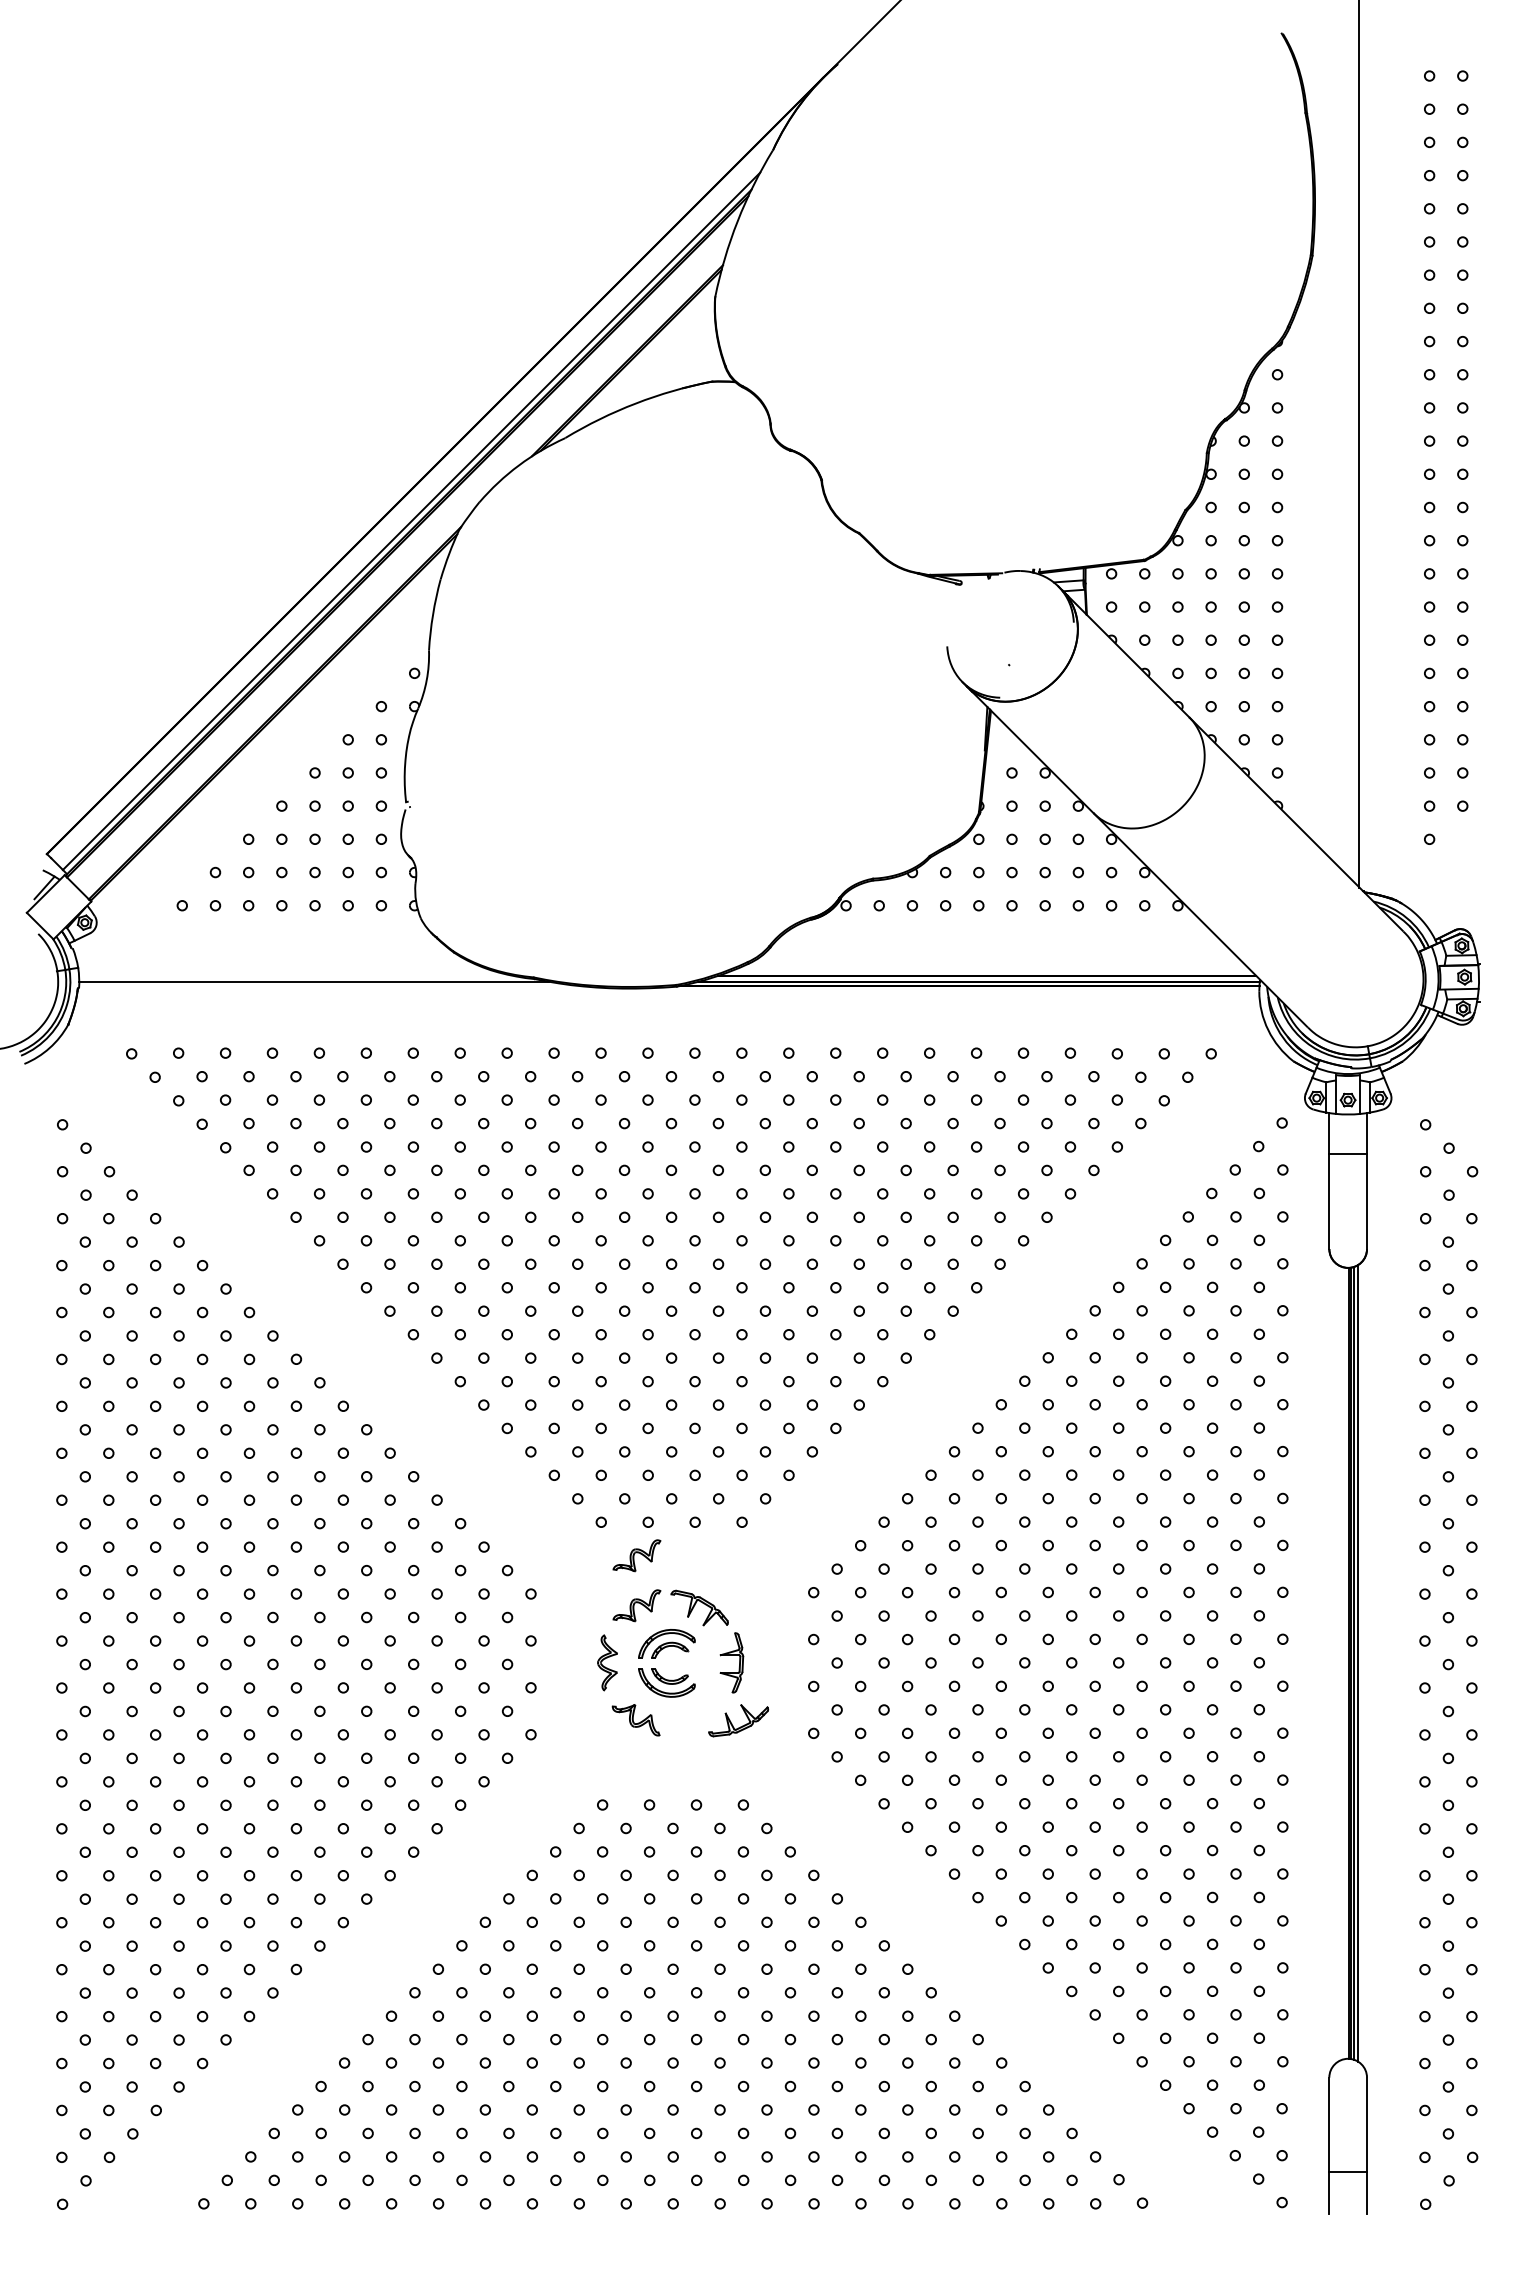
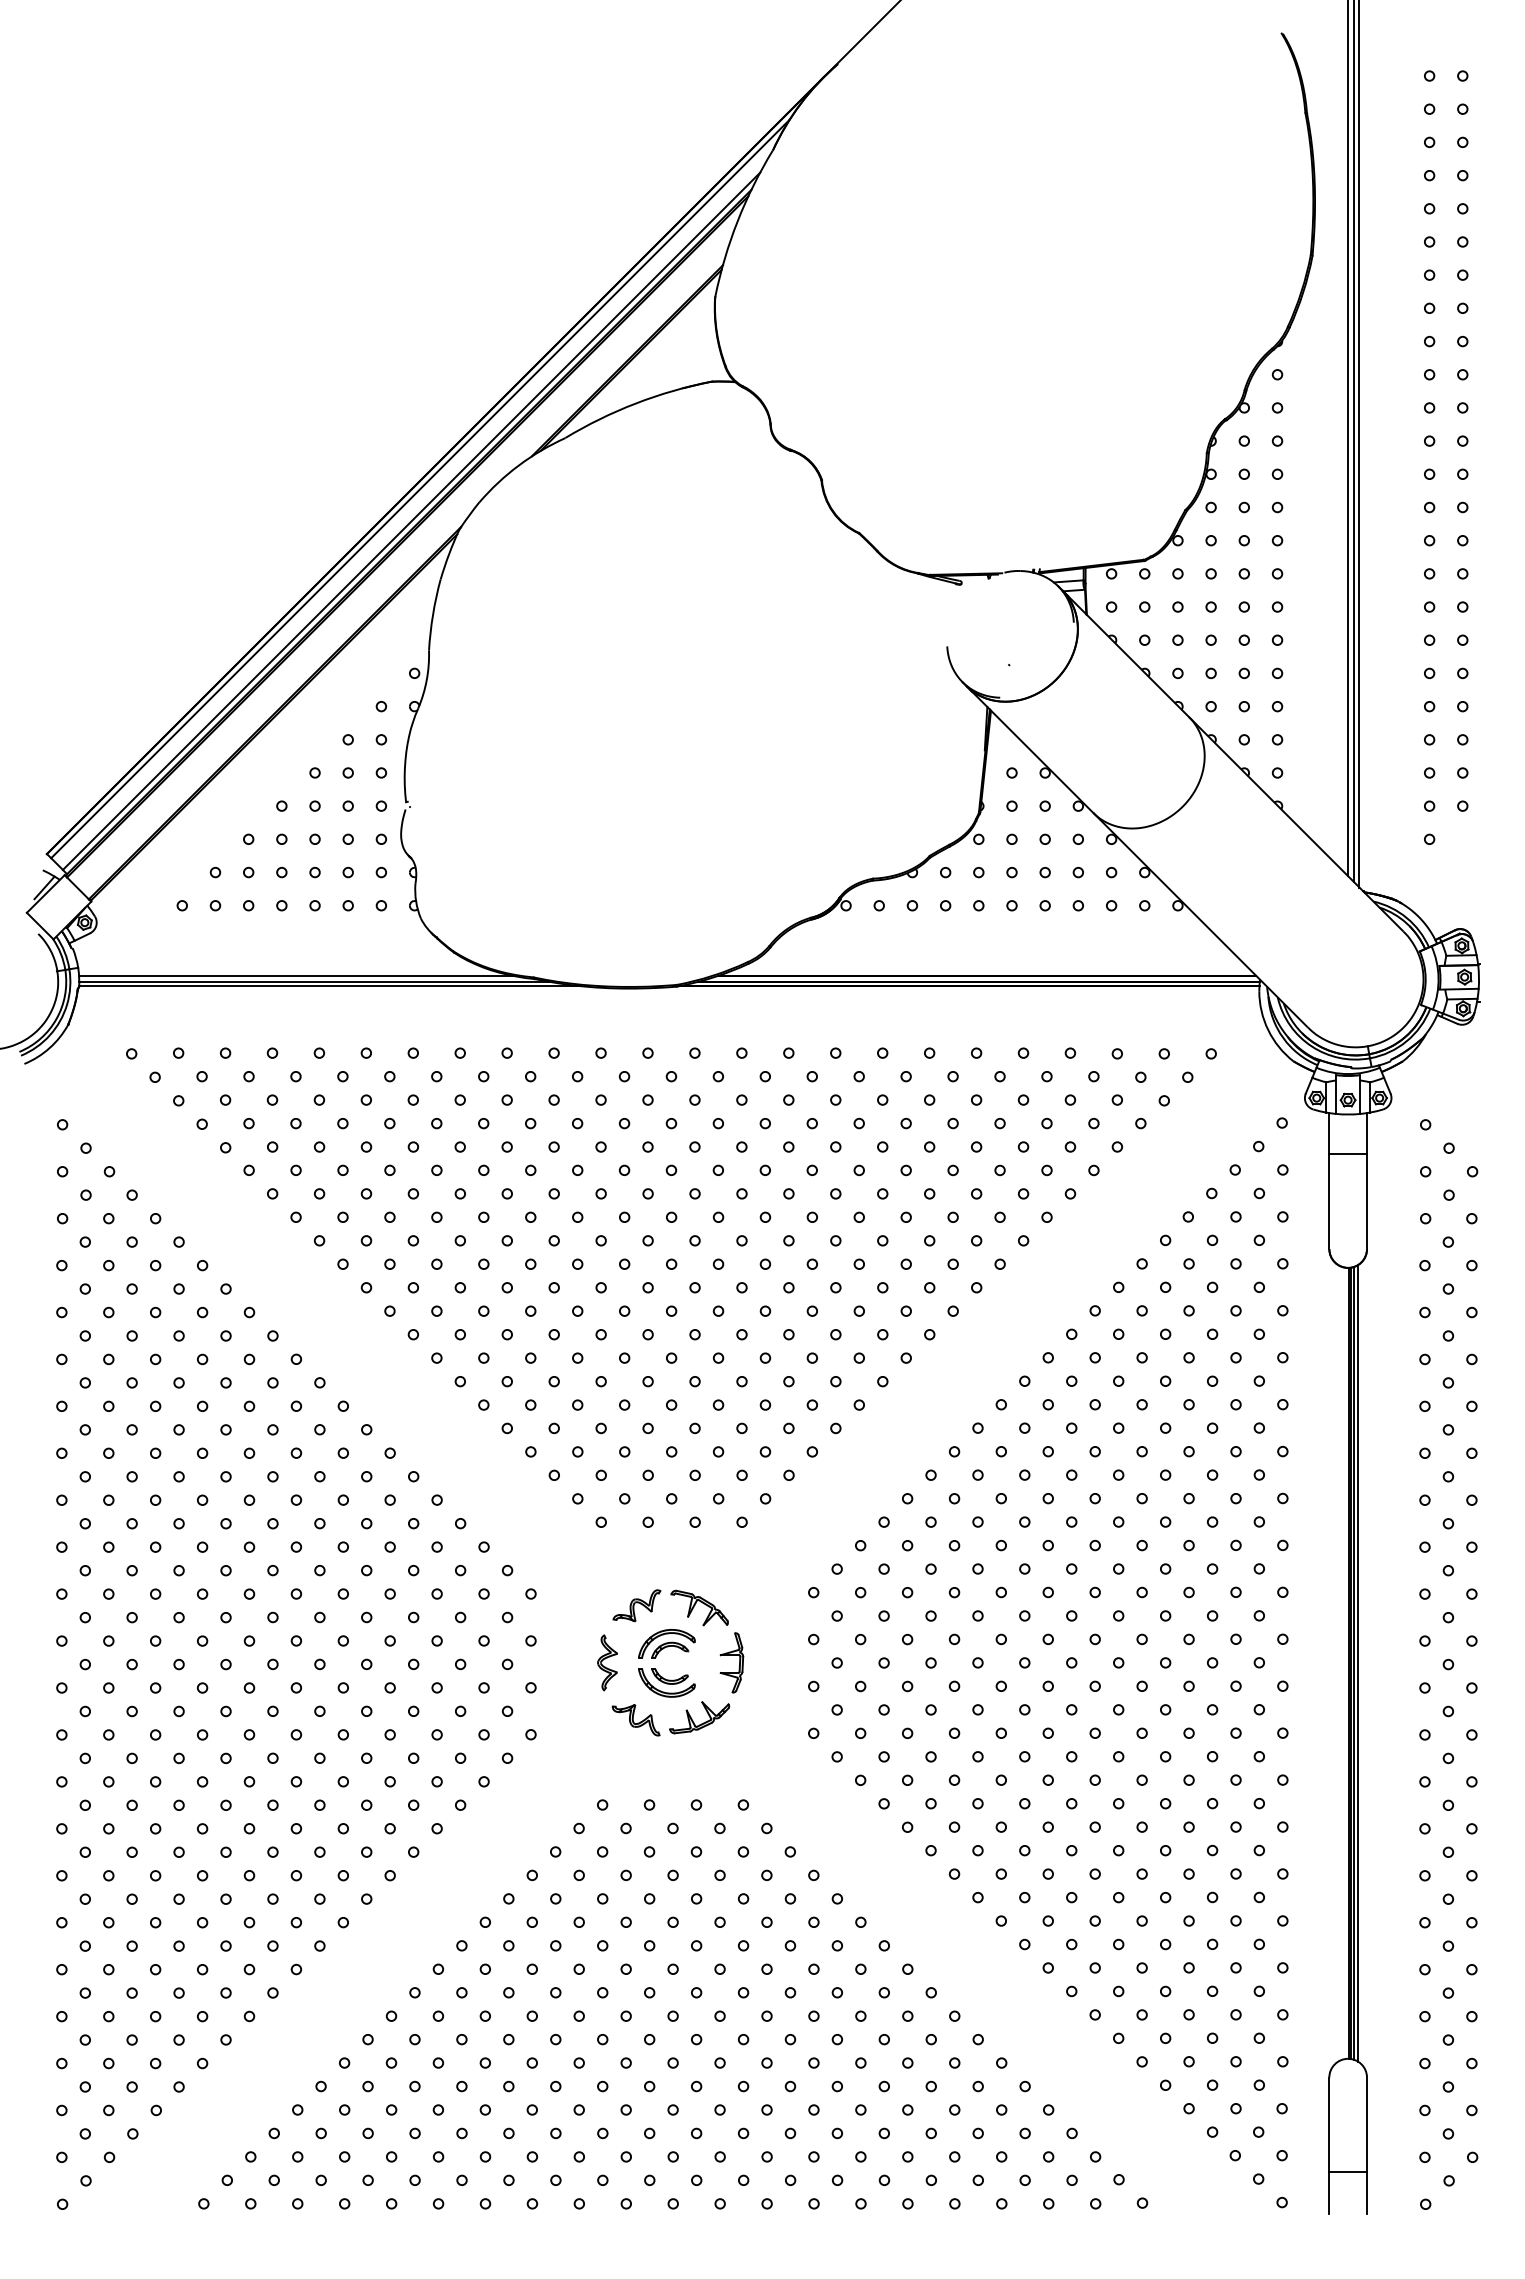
line: none -> present (1347, 438)
line: none -> present (1353, 441)
line: none -> present (420, 489)
line: none -> present (295, 975)
line: none -> present (329, 986)
part: present -> none (636, 1555)
part position: (740, 1726) -> (701, 1723) (701, 1723)
